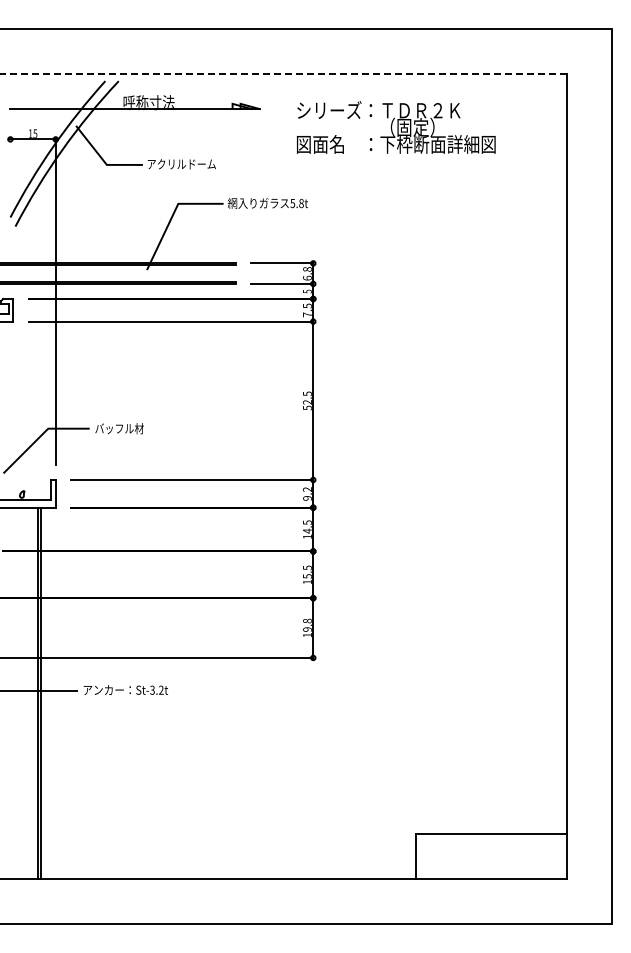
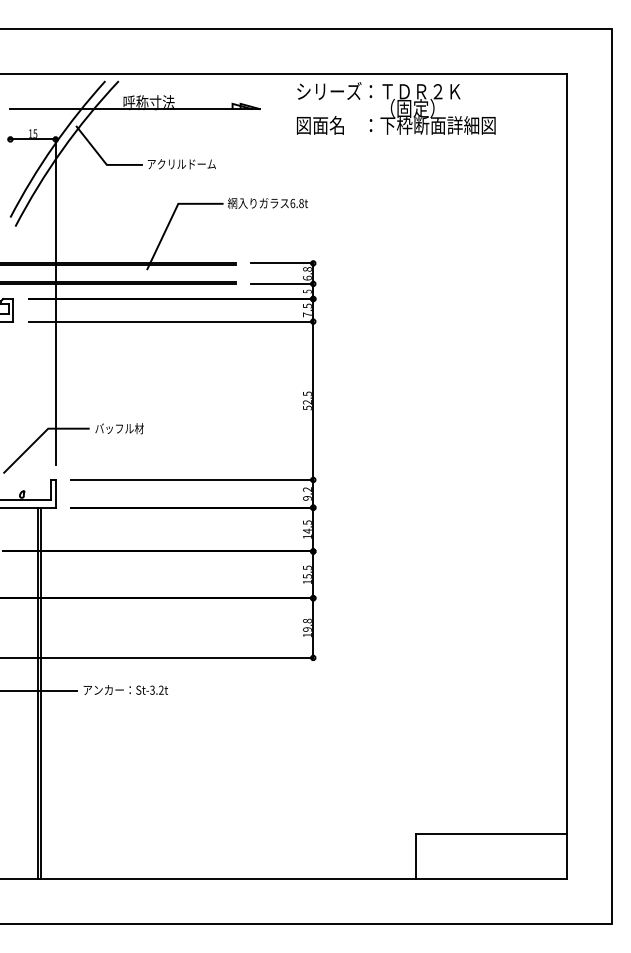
line: dashed -> solid (283, 73)
text position: (396, 127) -> (396, 108) (396, 108)
text: 5.8t -> 6.8t (292, 202)
